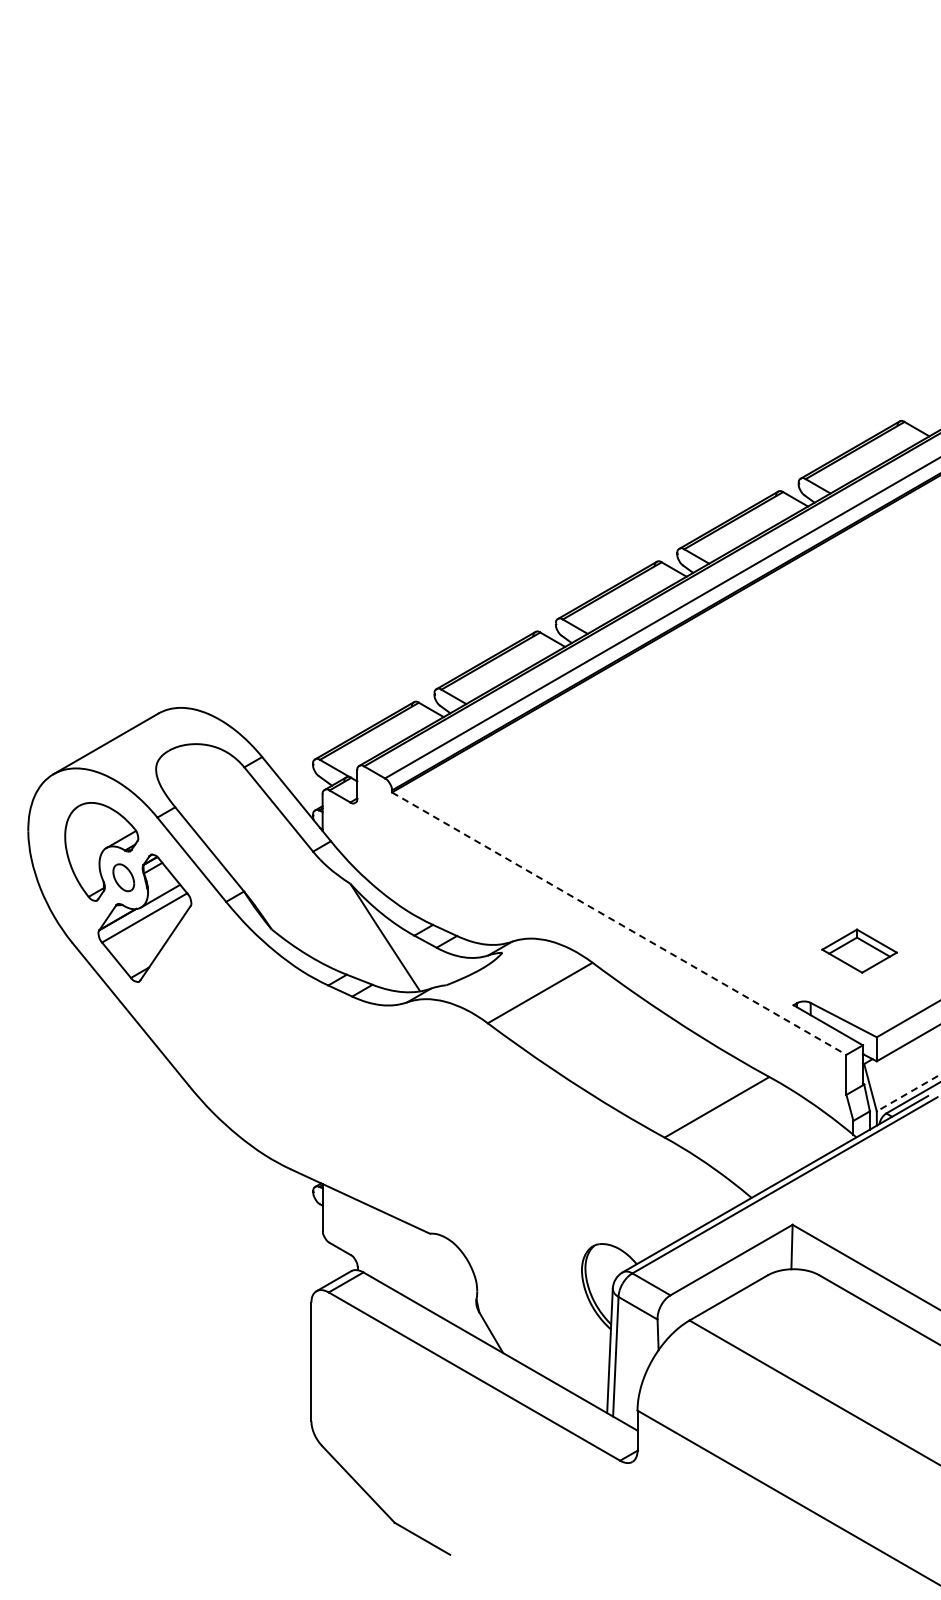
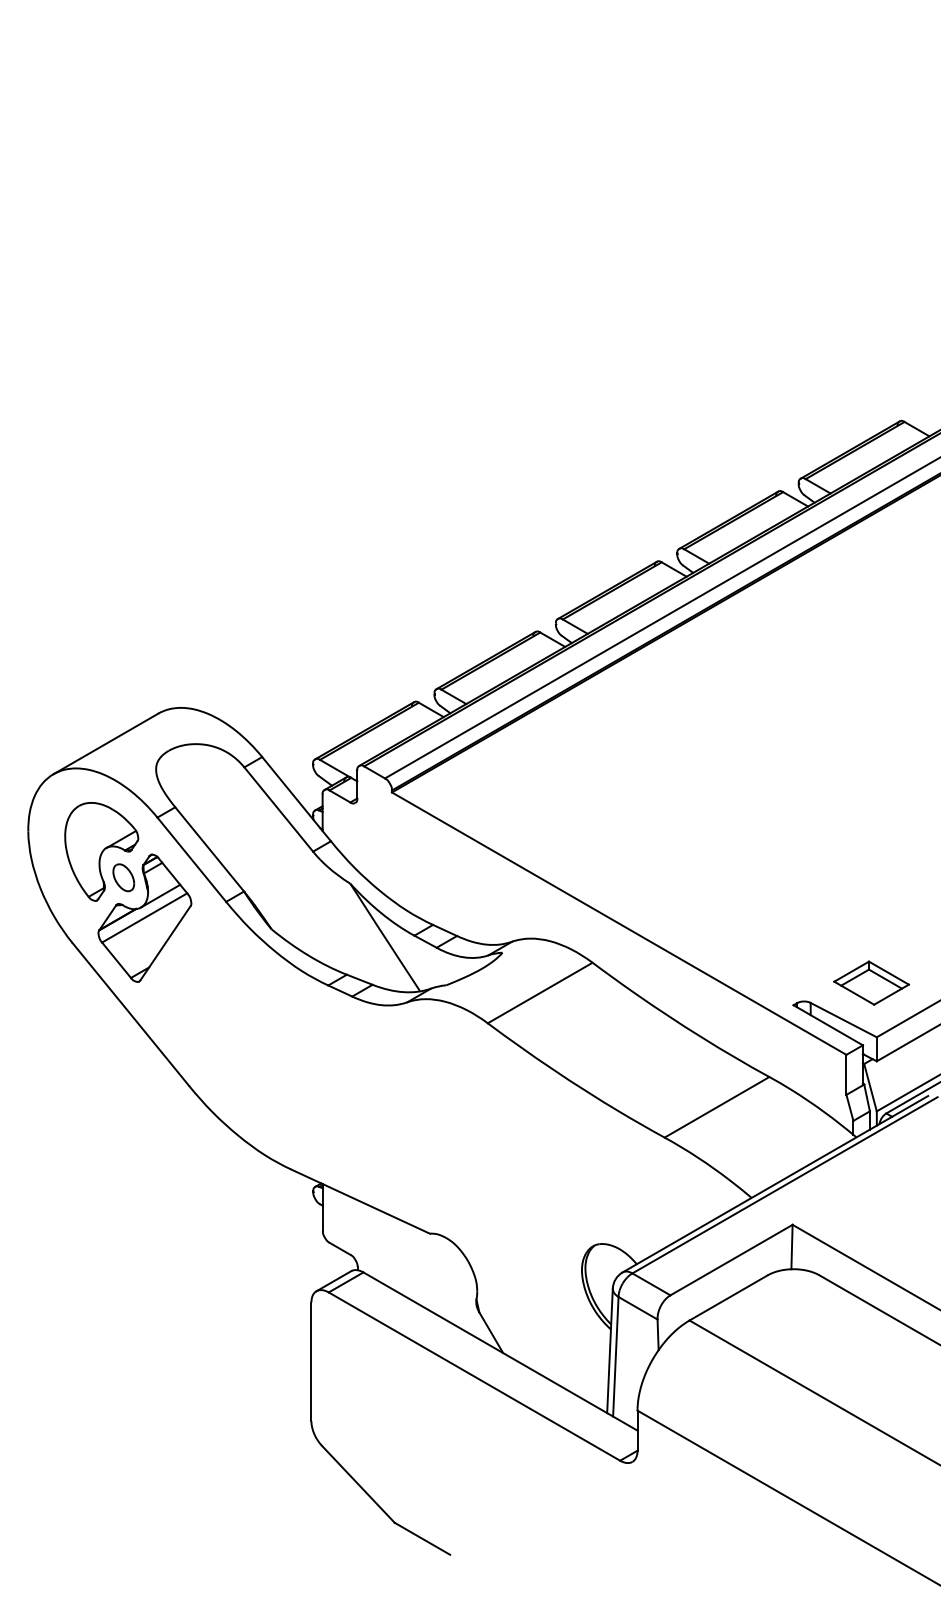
line: dashed -> solid (619, 923)
part position: (859, 950) -> (871, 982) (871, 982)
line: dashed -> solid (908, 1092)
